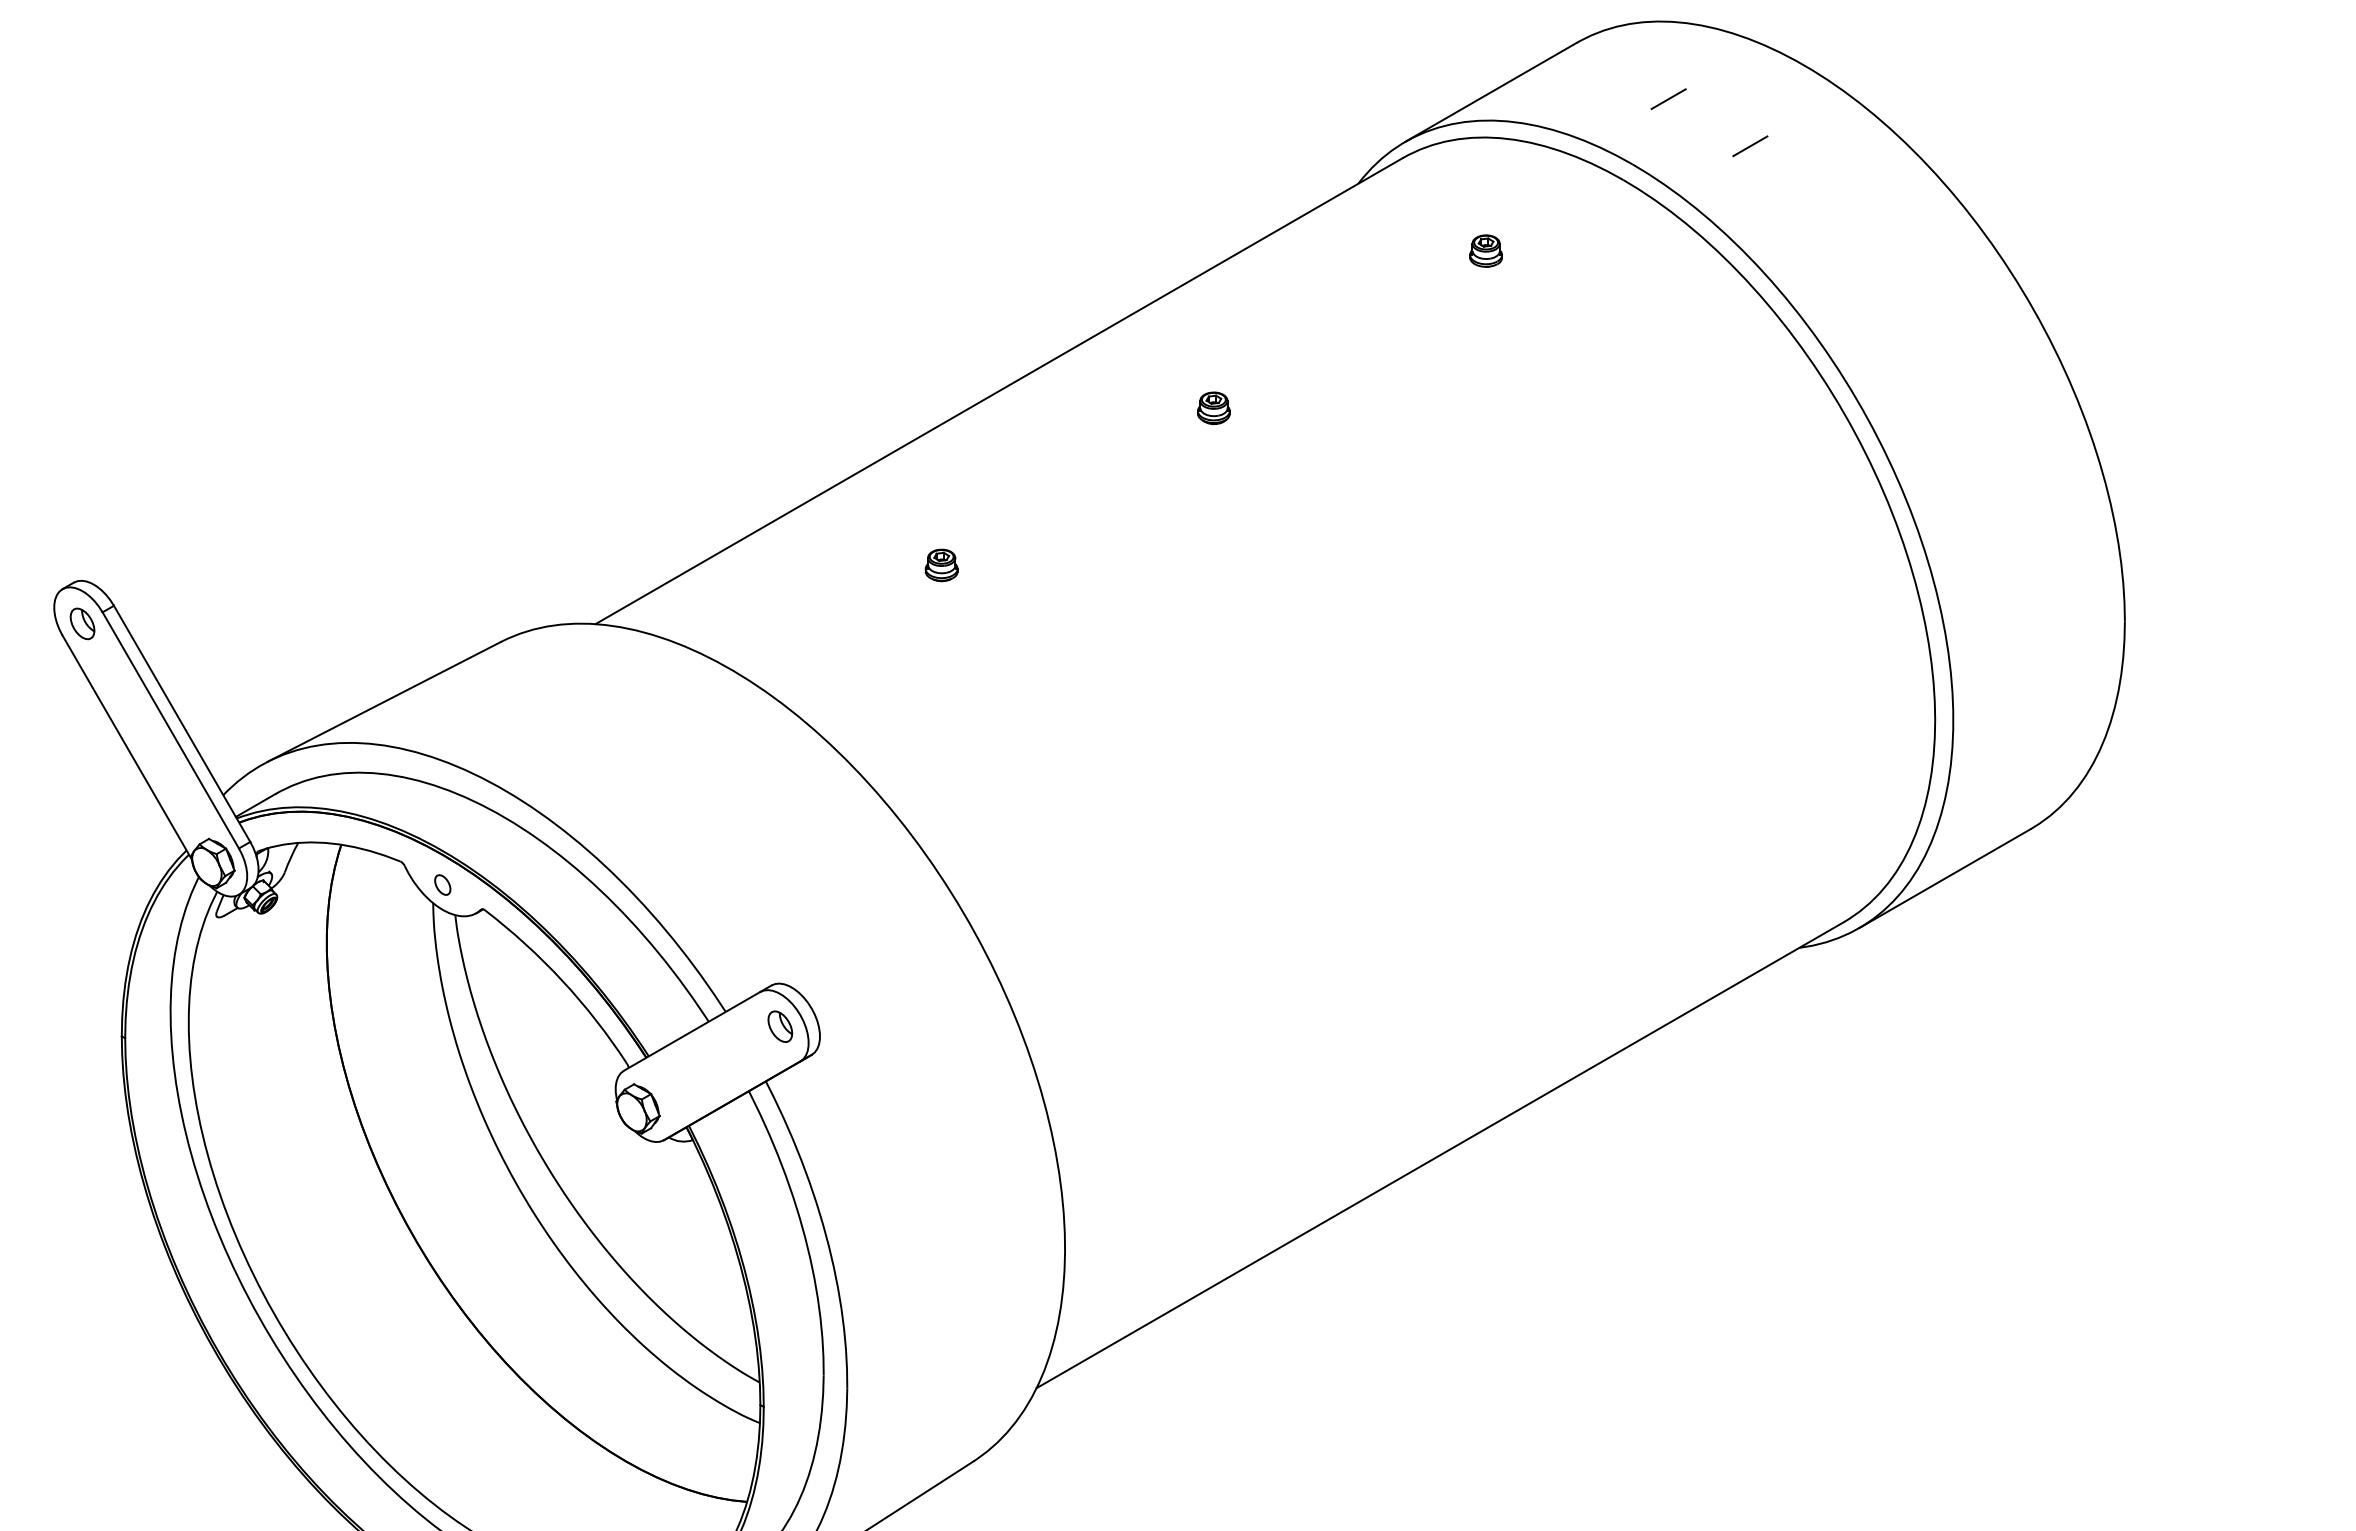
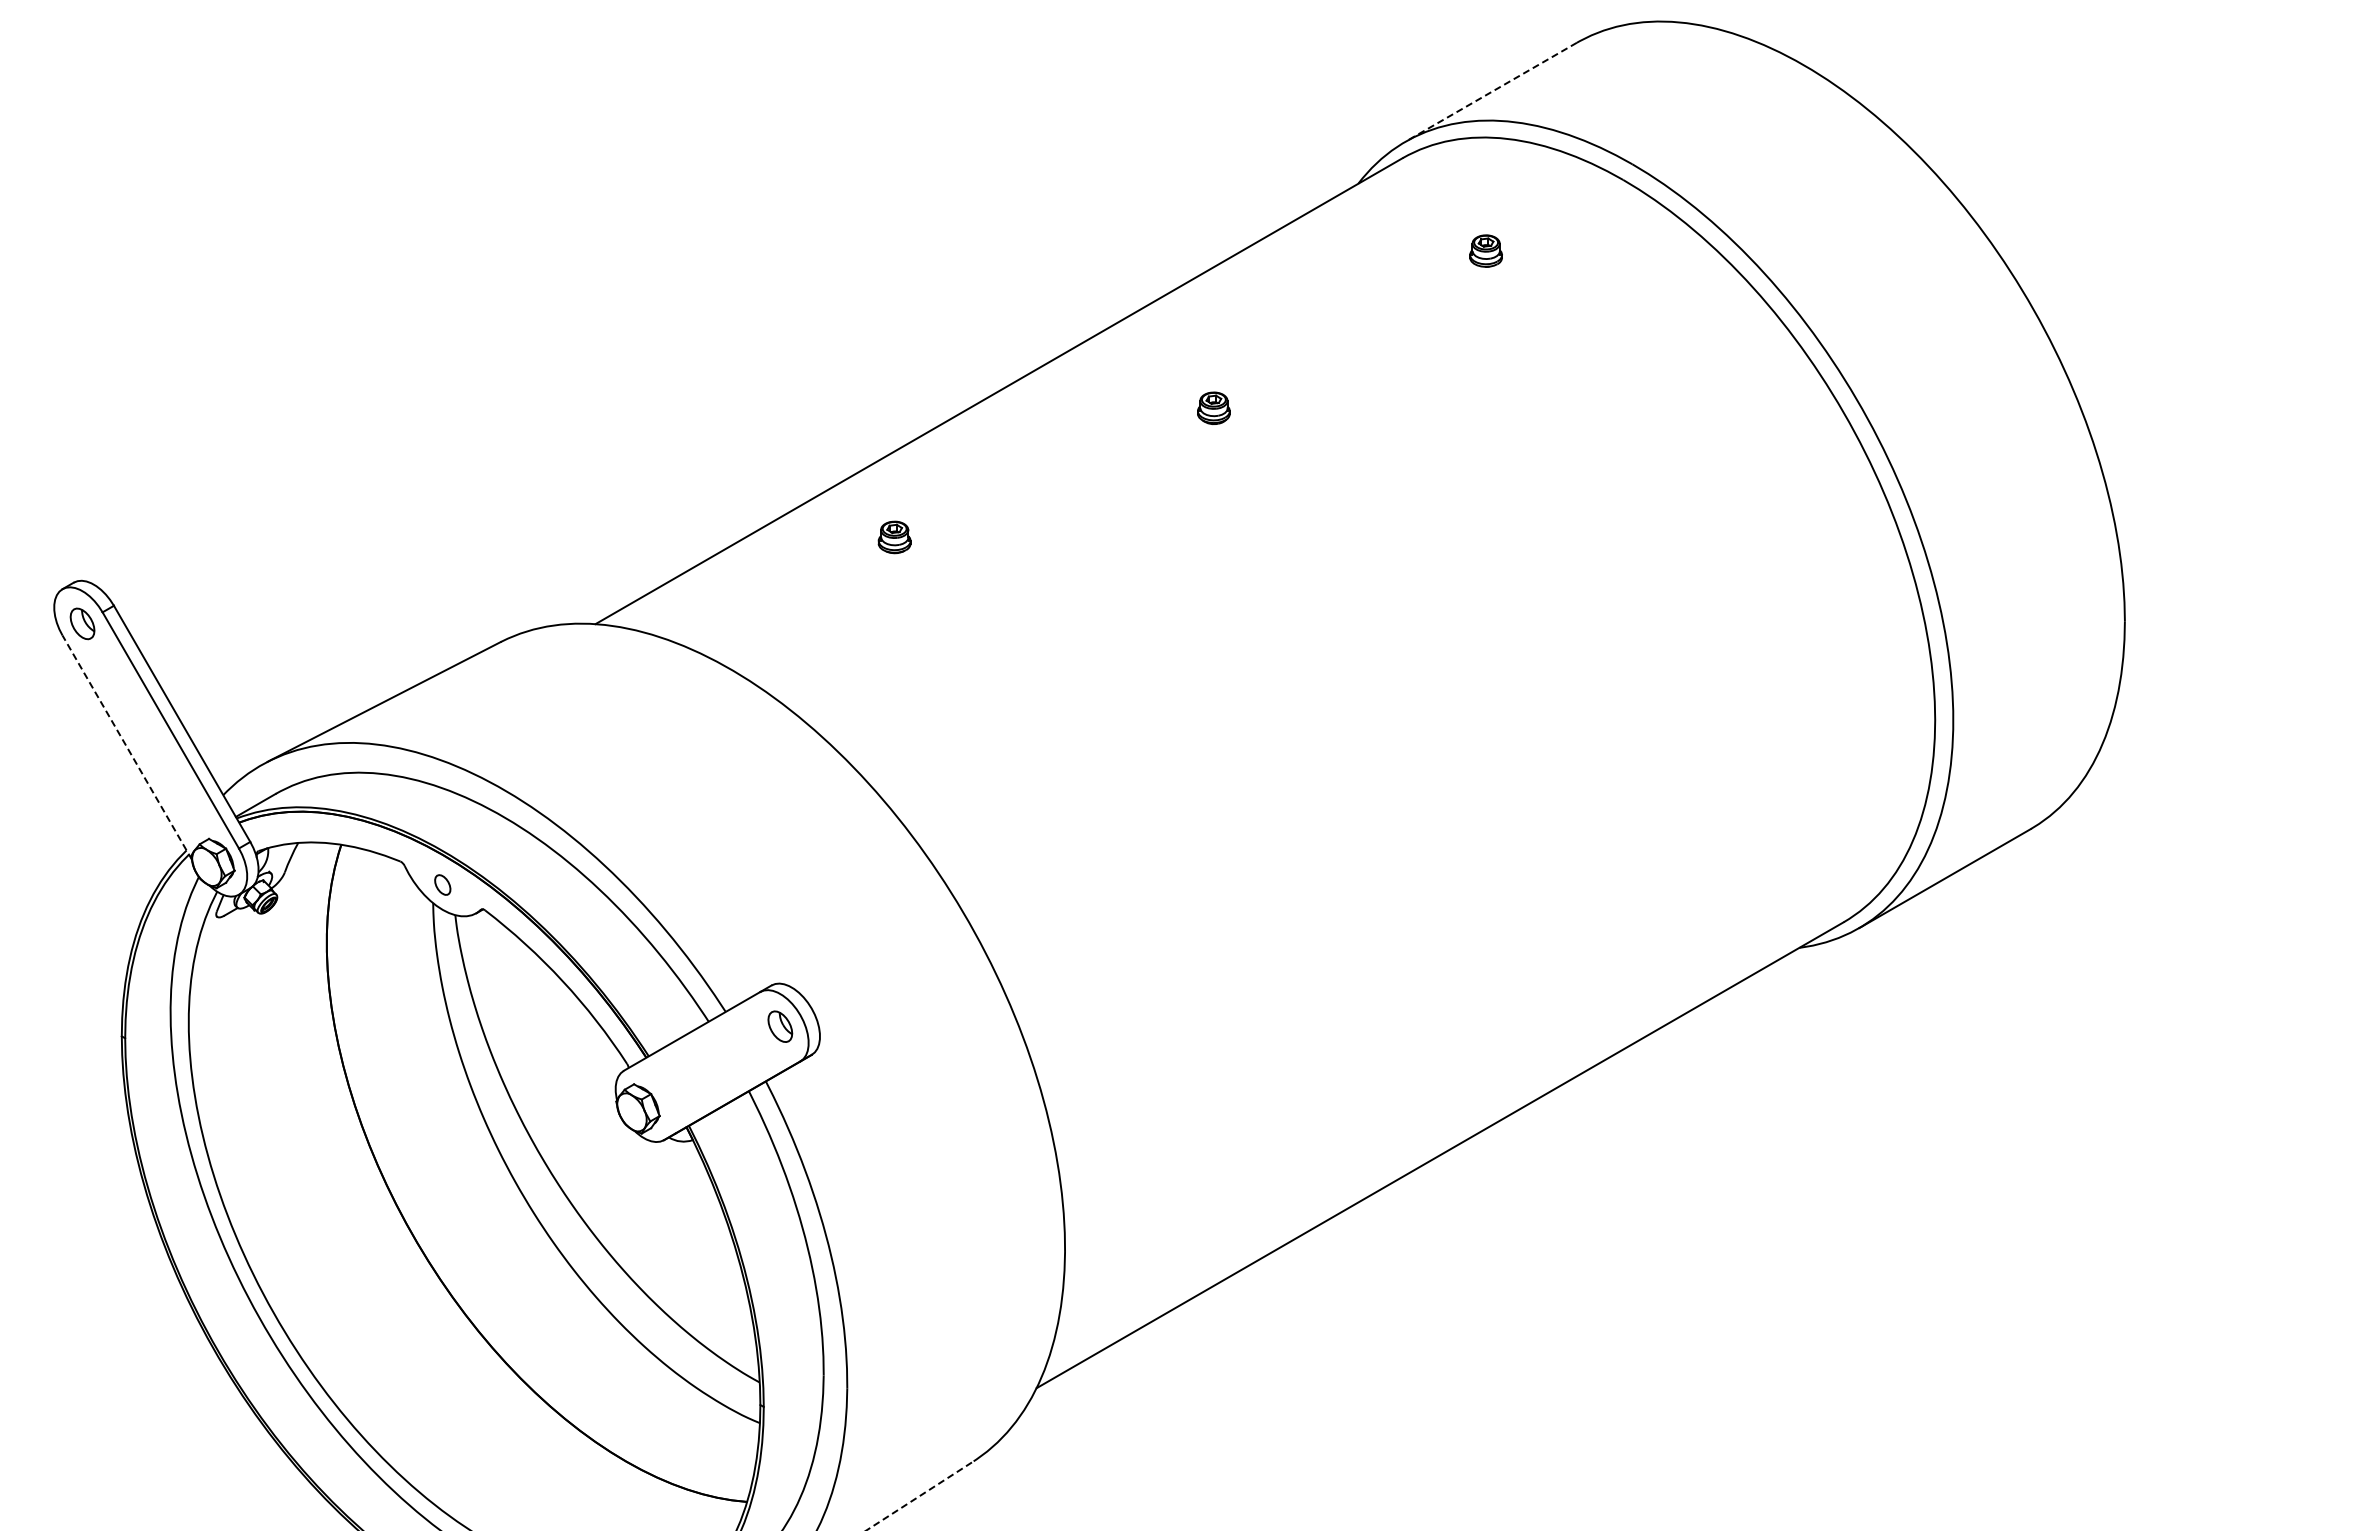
line: solid -> dashed (1490, 92)
line: present -> none (1668, 98)
line: present -> none (1750, 146)
part position: (941, 565) -> (894, 537) (894, 537)
line: solid -> dashed (127, 747)
line: solid -> dashed (920, 1495)
